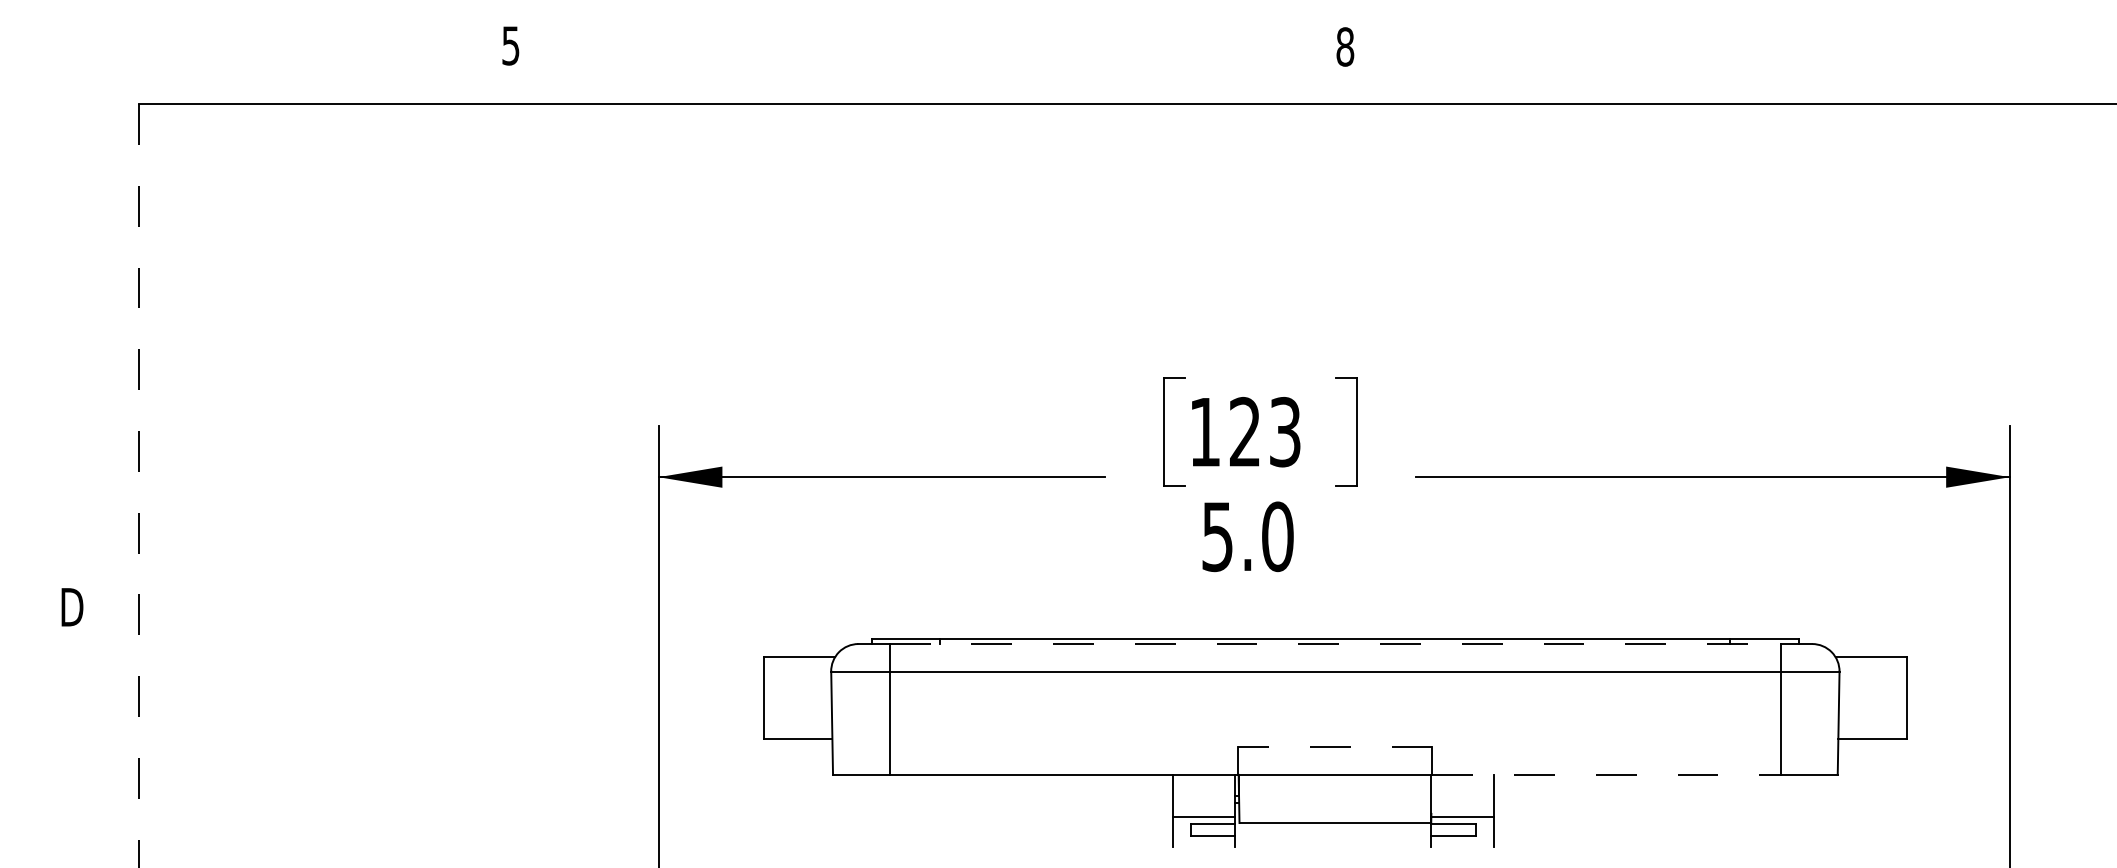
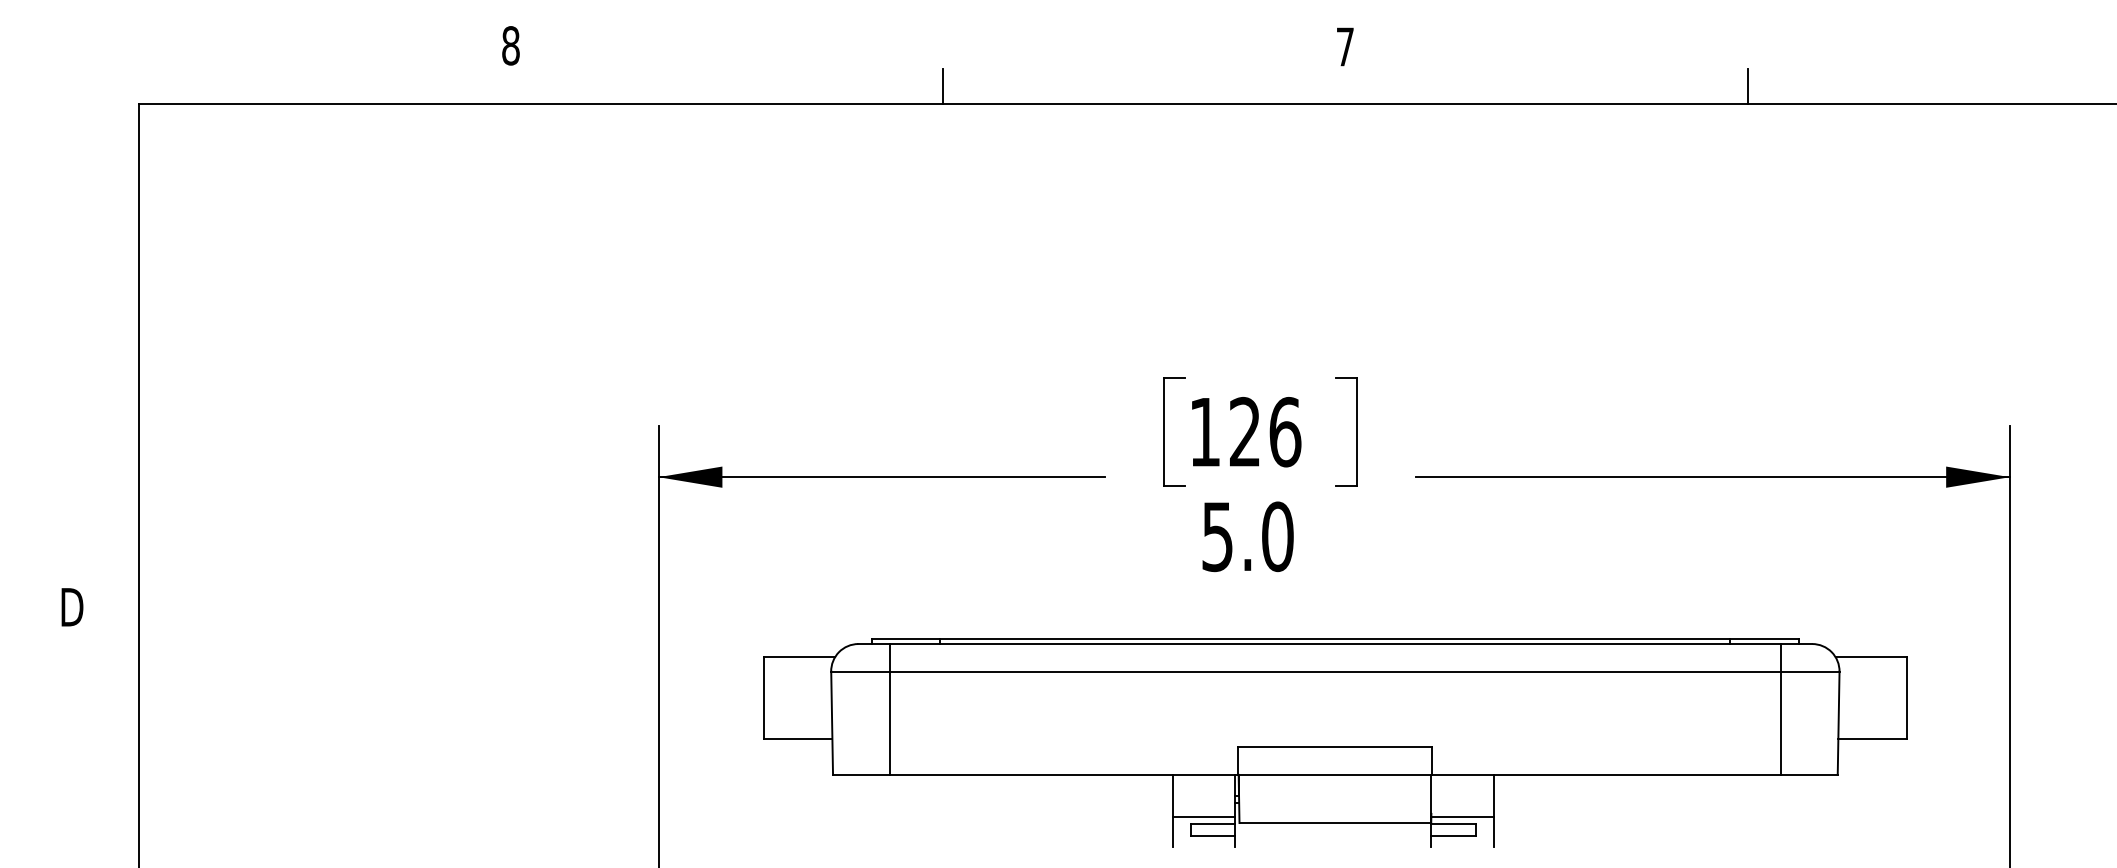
text: 5 -> 8 (510, 45)
text: 8 -> 7 (1345, 46)
line: none -> present (943, 86)
line: none -> present (1747, 86)
text: 123 -> 126 (1285, 431)
line: dashed -> solid (139, 486)
line: dashed -> solid (1335, 644)
line: dashed -> solid (1335, 747)
line: dashed -> solid (1607, 774)
